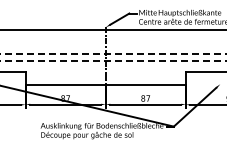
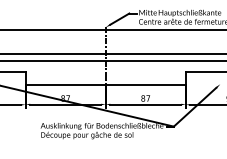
line: dashed -> solid (113, 54)
line: dashed -> solid (113, 61)
